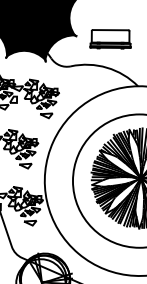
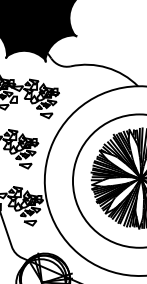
part: present -> none (110, 39)
